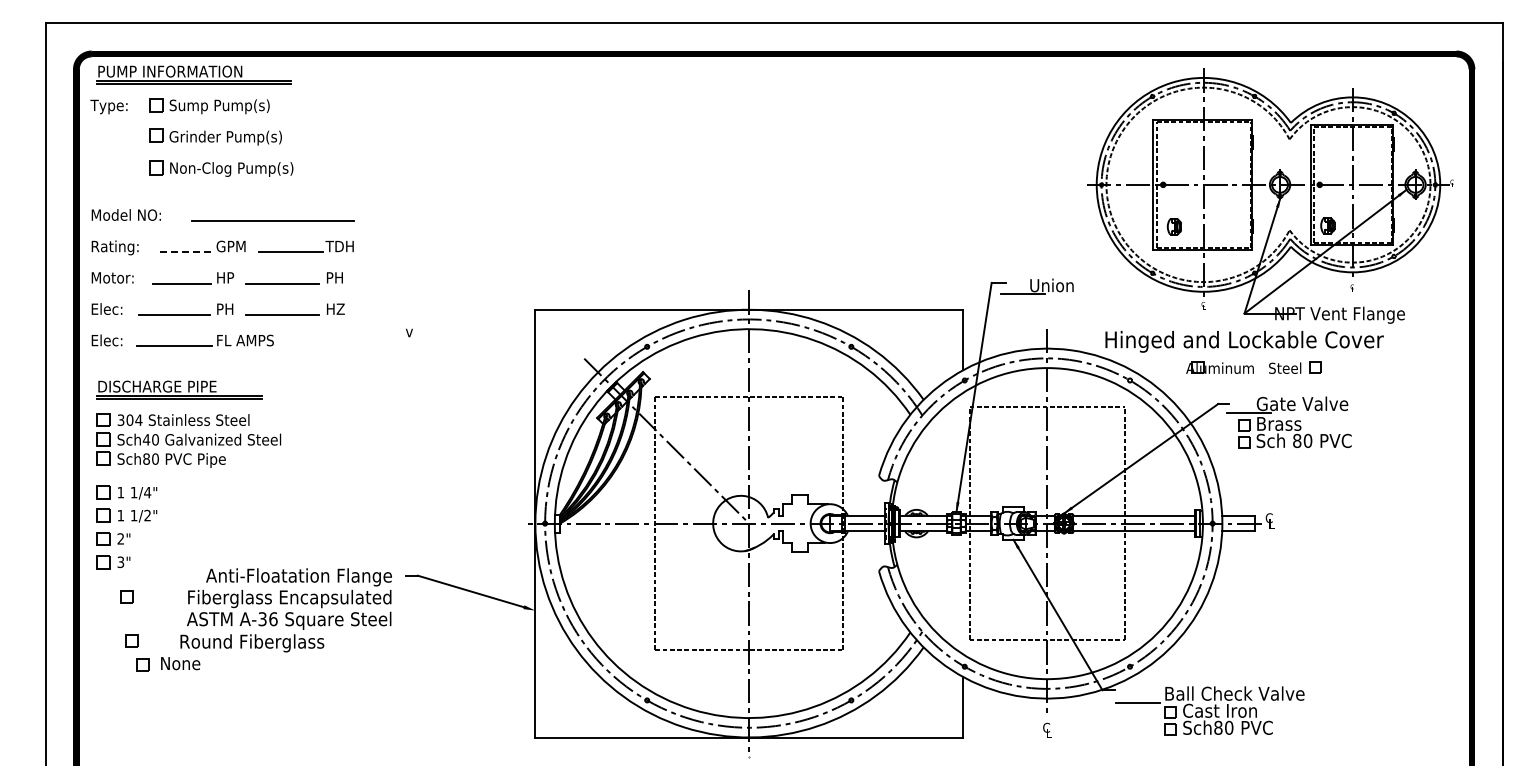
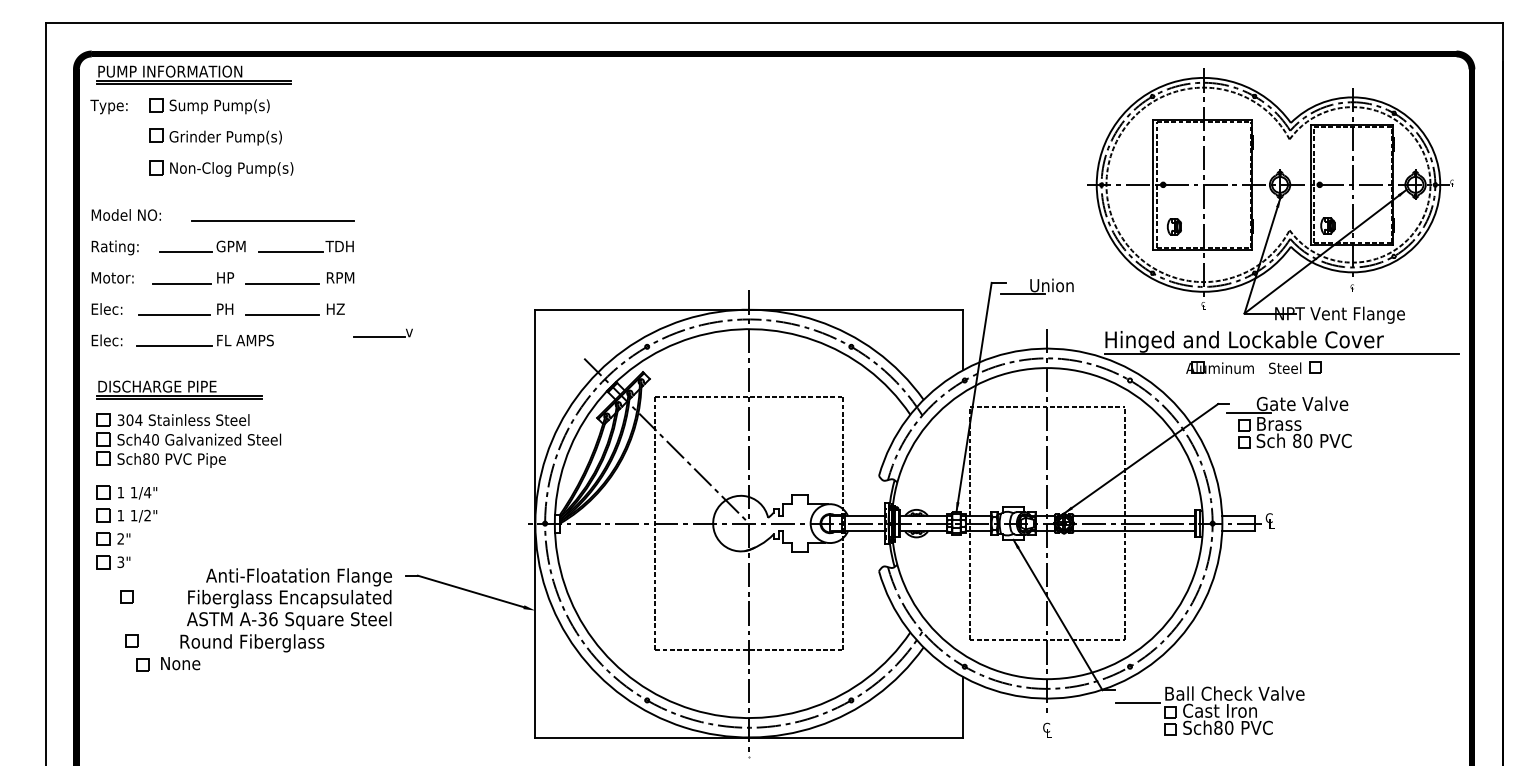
line: dashed -> solid (185, 252)
text: PH -> RPM (341, 277)
line: none -> present (379, 337)
line: none -> present (1281, 353)
